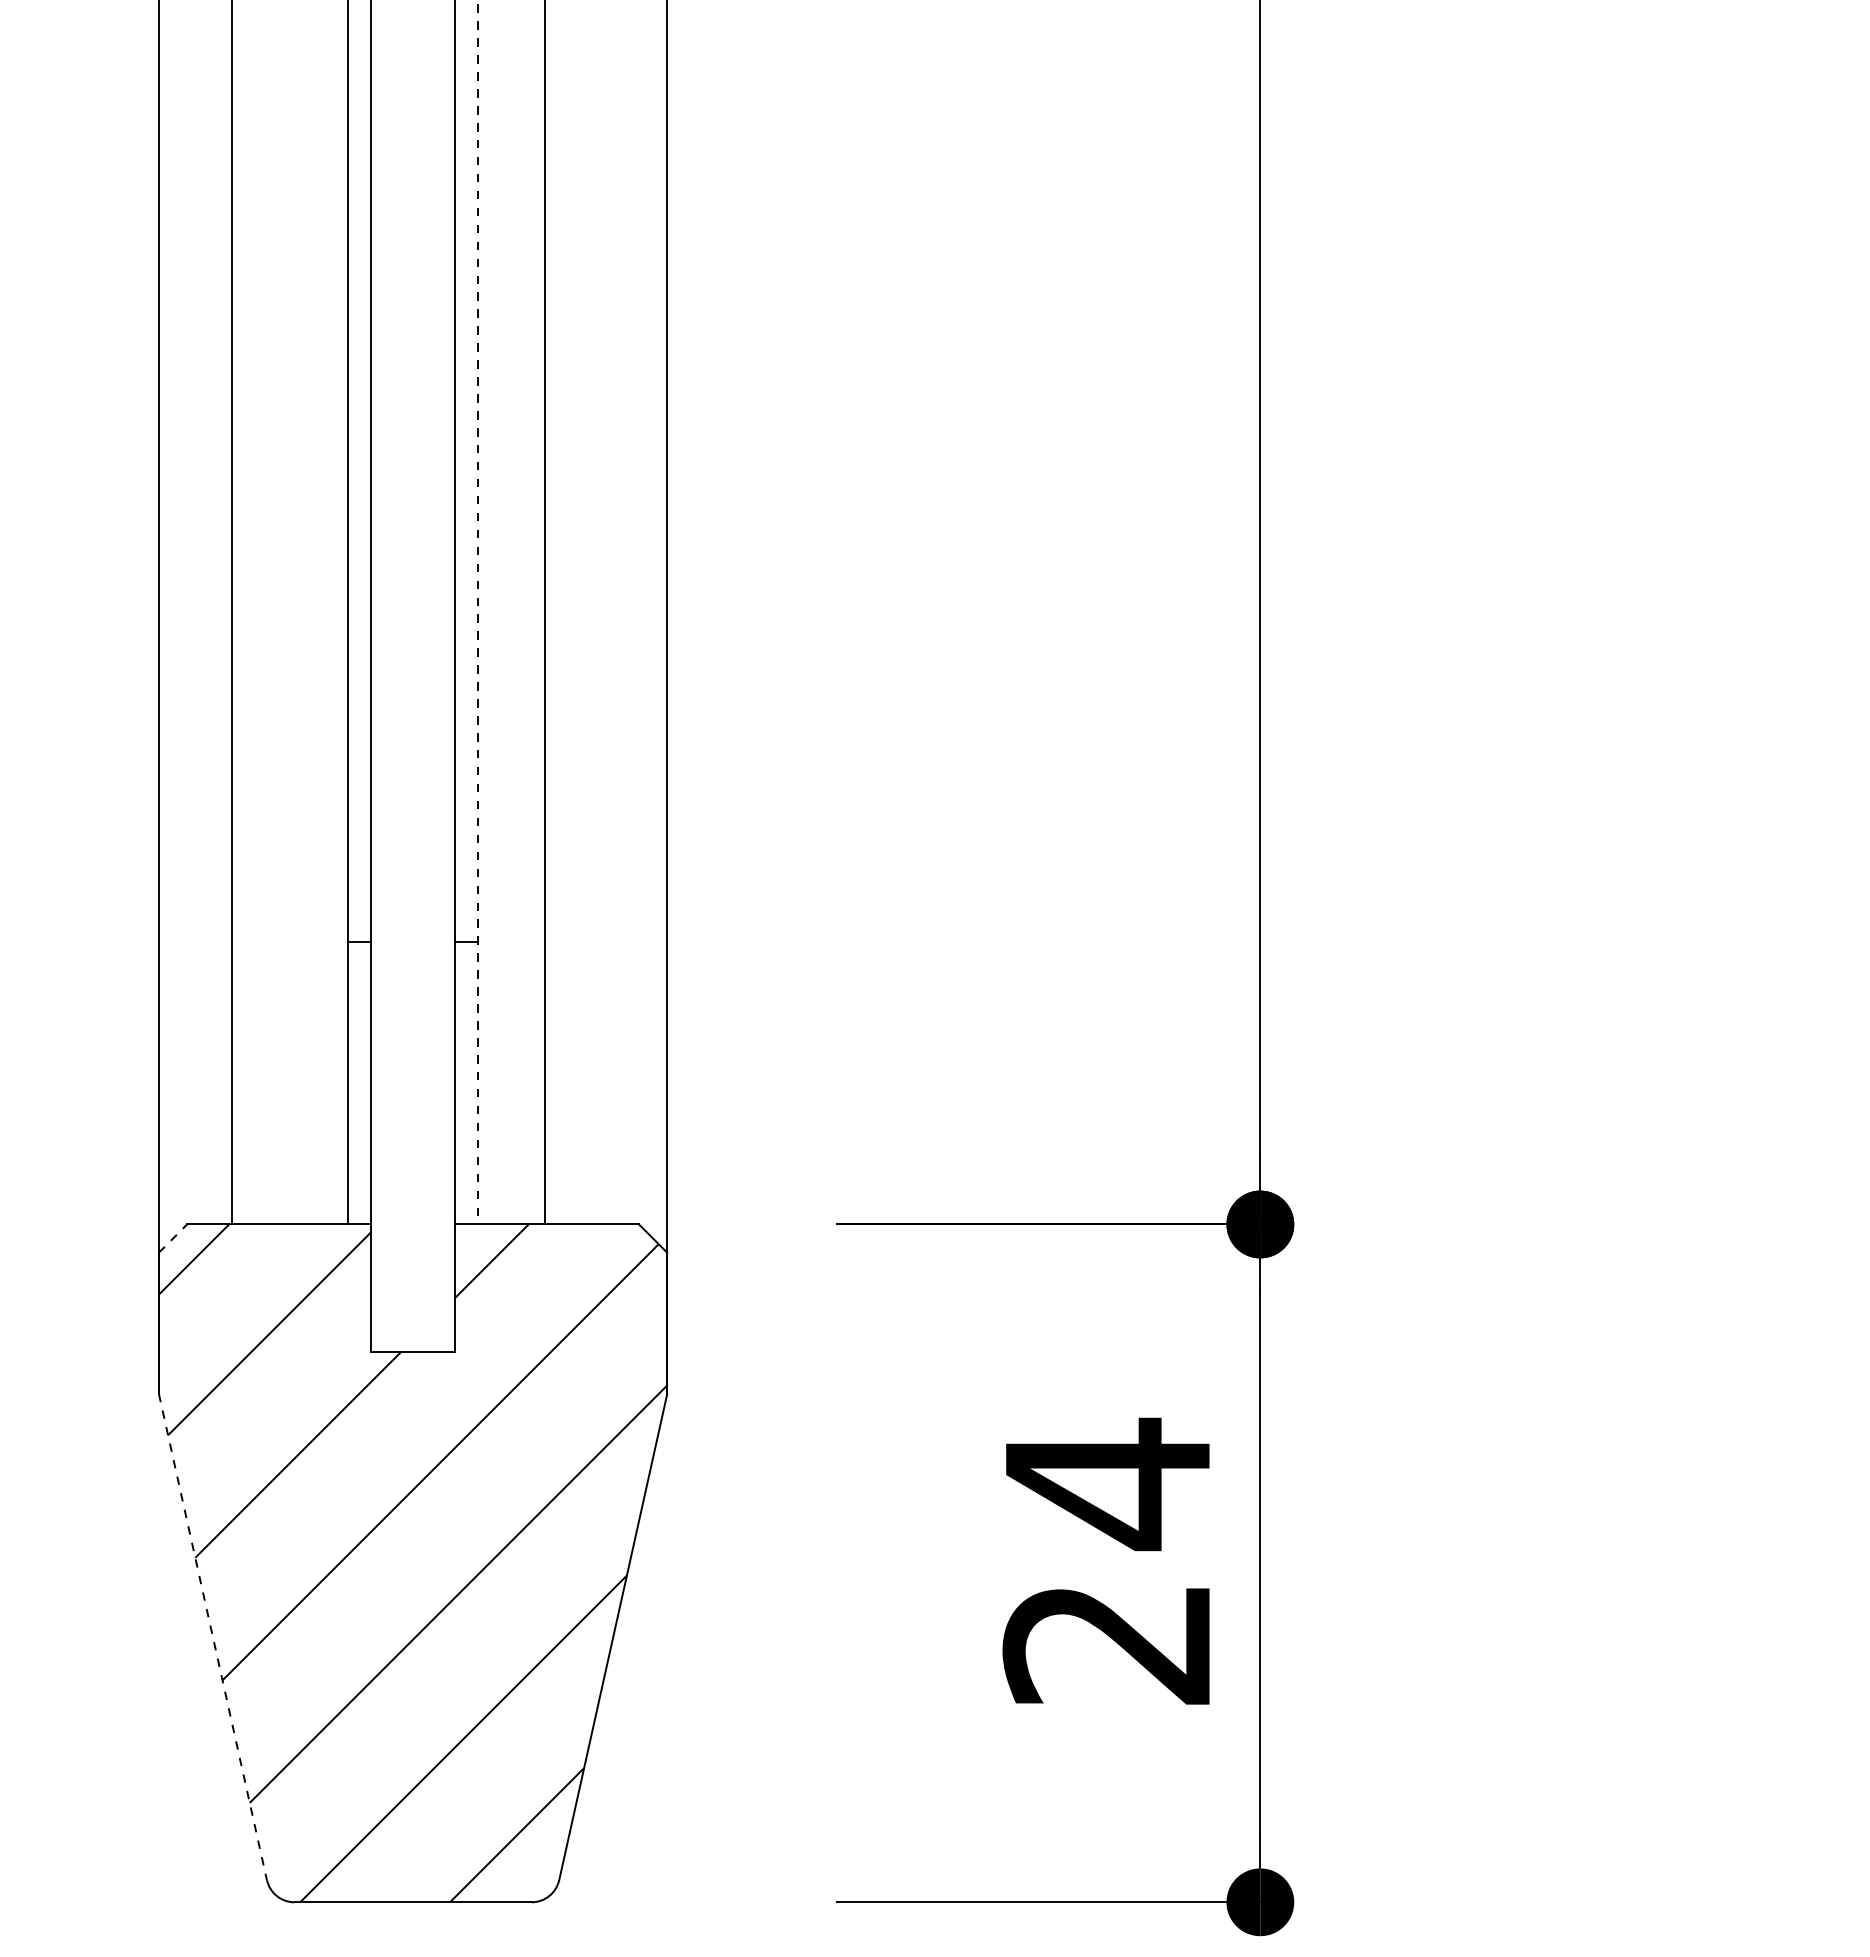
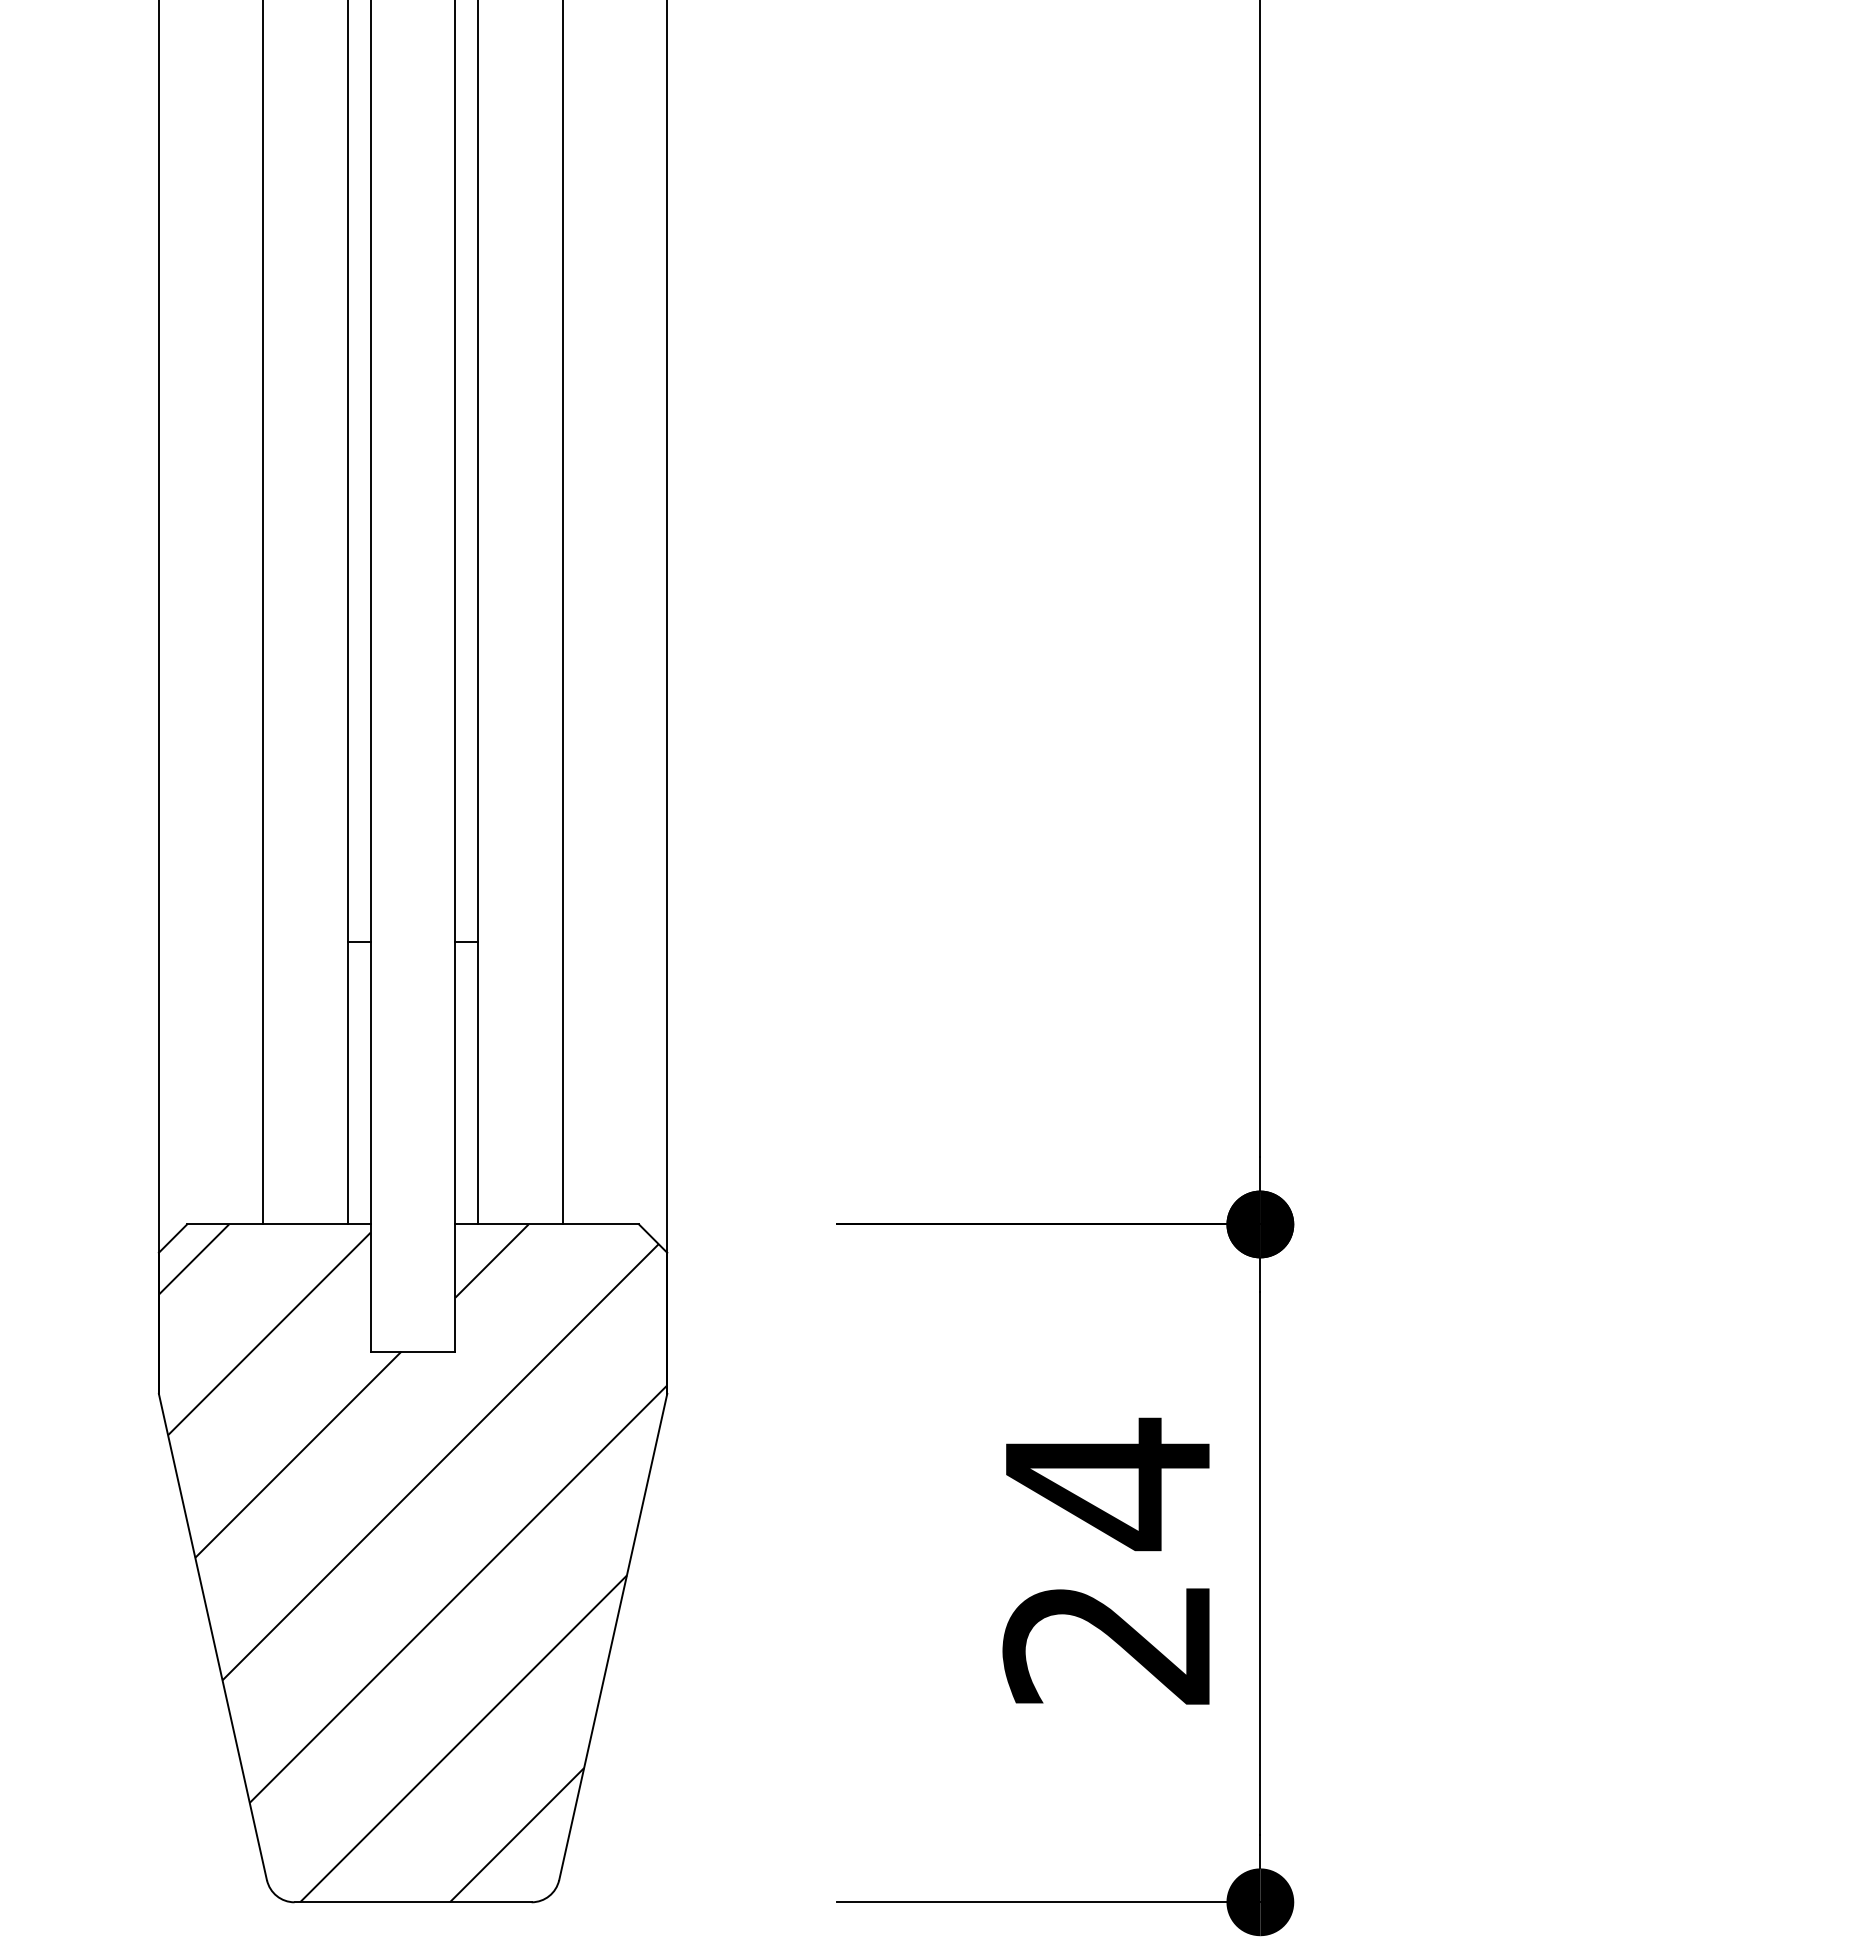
line: dashed -> solid (478, 612)
line position: (232, 613) -> (263, 613) (263, 613)
line position: (544, 613) -> (562, 613) (562, 613)
line: dashed -> solid (173, 1238)
line: dashed -> solid (213, 1637)
